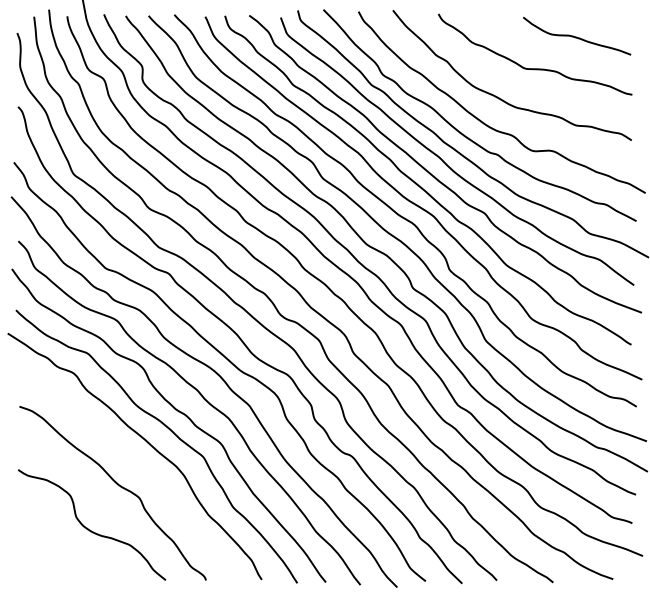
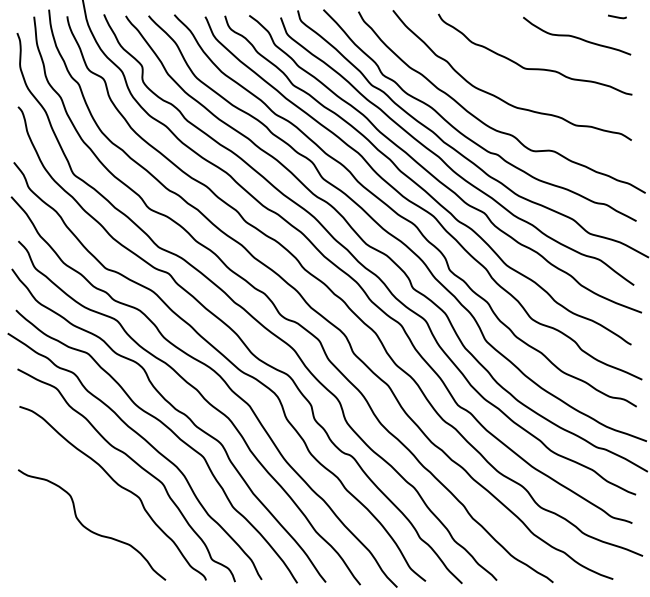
line: none -> present (617, 16)
curve: none -> present (136, 464)
